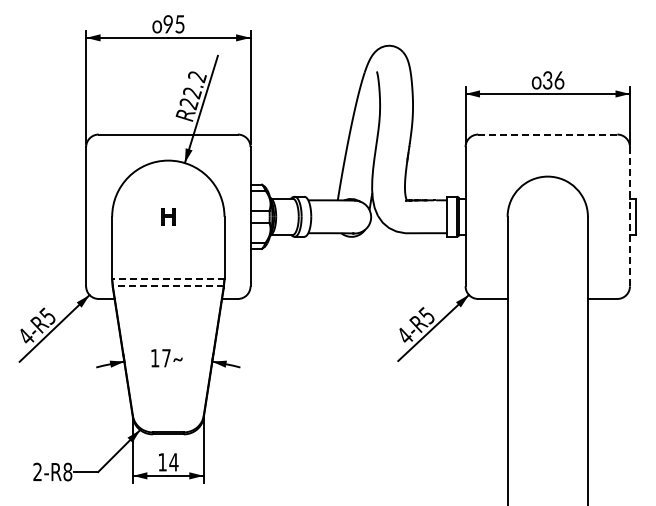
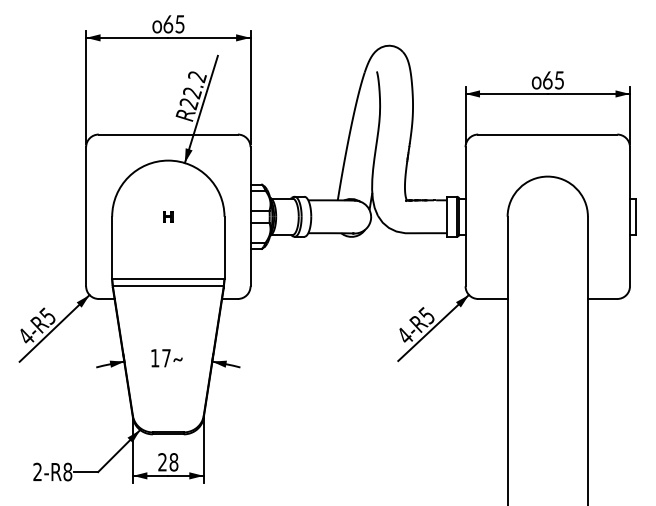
text: 95 -> 65 (168, 24)
text: 36 -> 65 (553, 80)
line: dashed -> solid (547, 134)
part size: 15x18 px -> 11x12 px (168, 216)
line: dashed -> solid (629, 216)
line: dashed -> solid (167, 279)
line: dashed -> solid (168, 285)
text: 14 -> 28 (168, 462)
